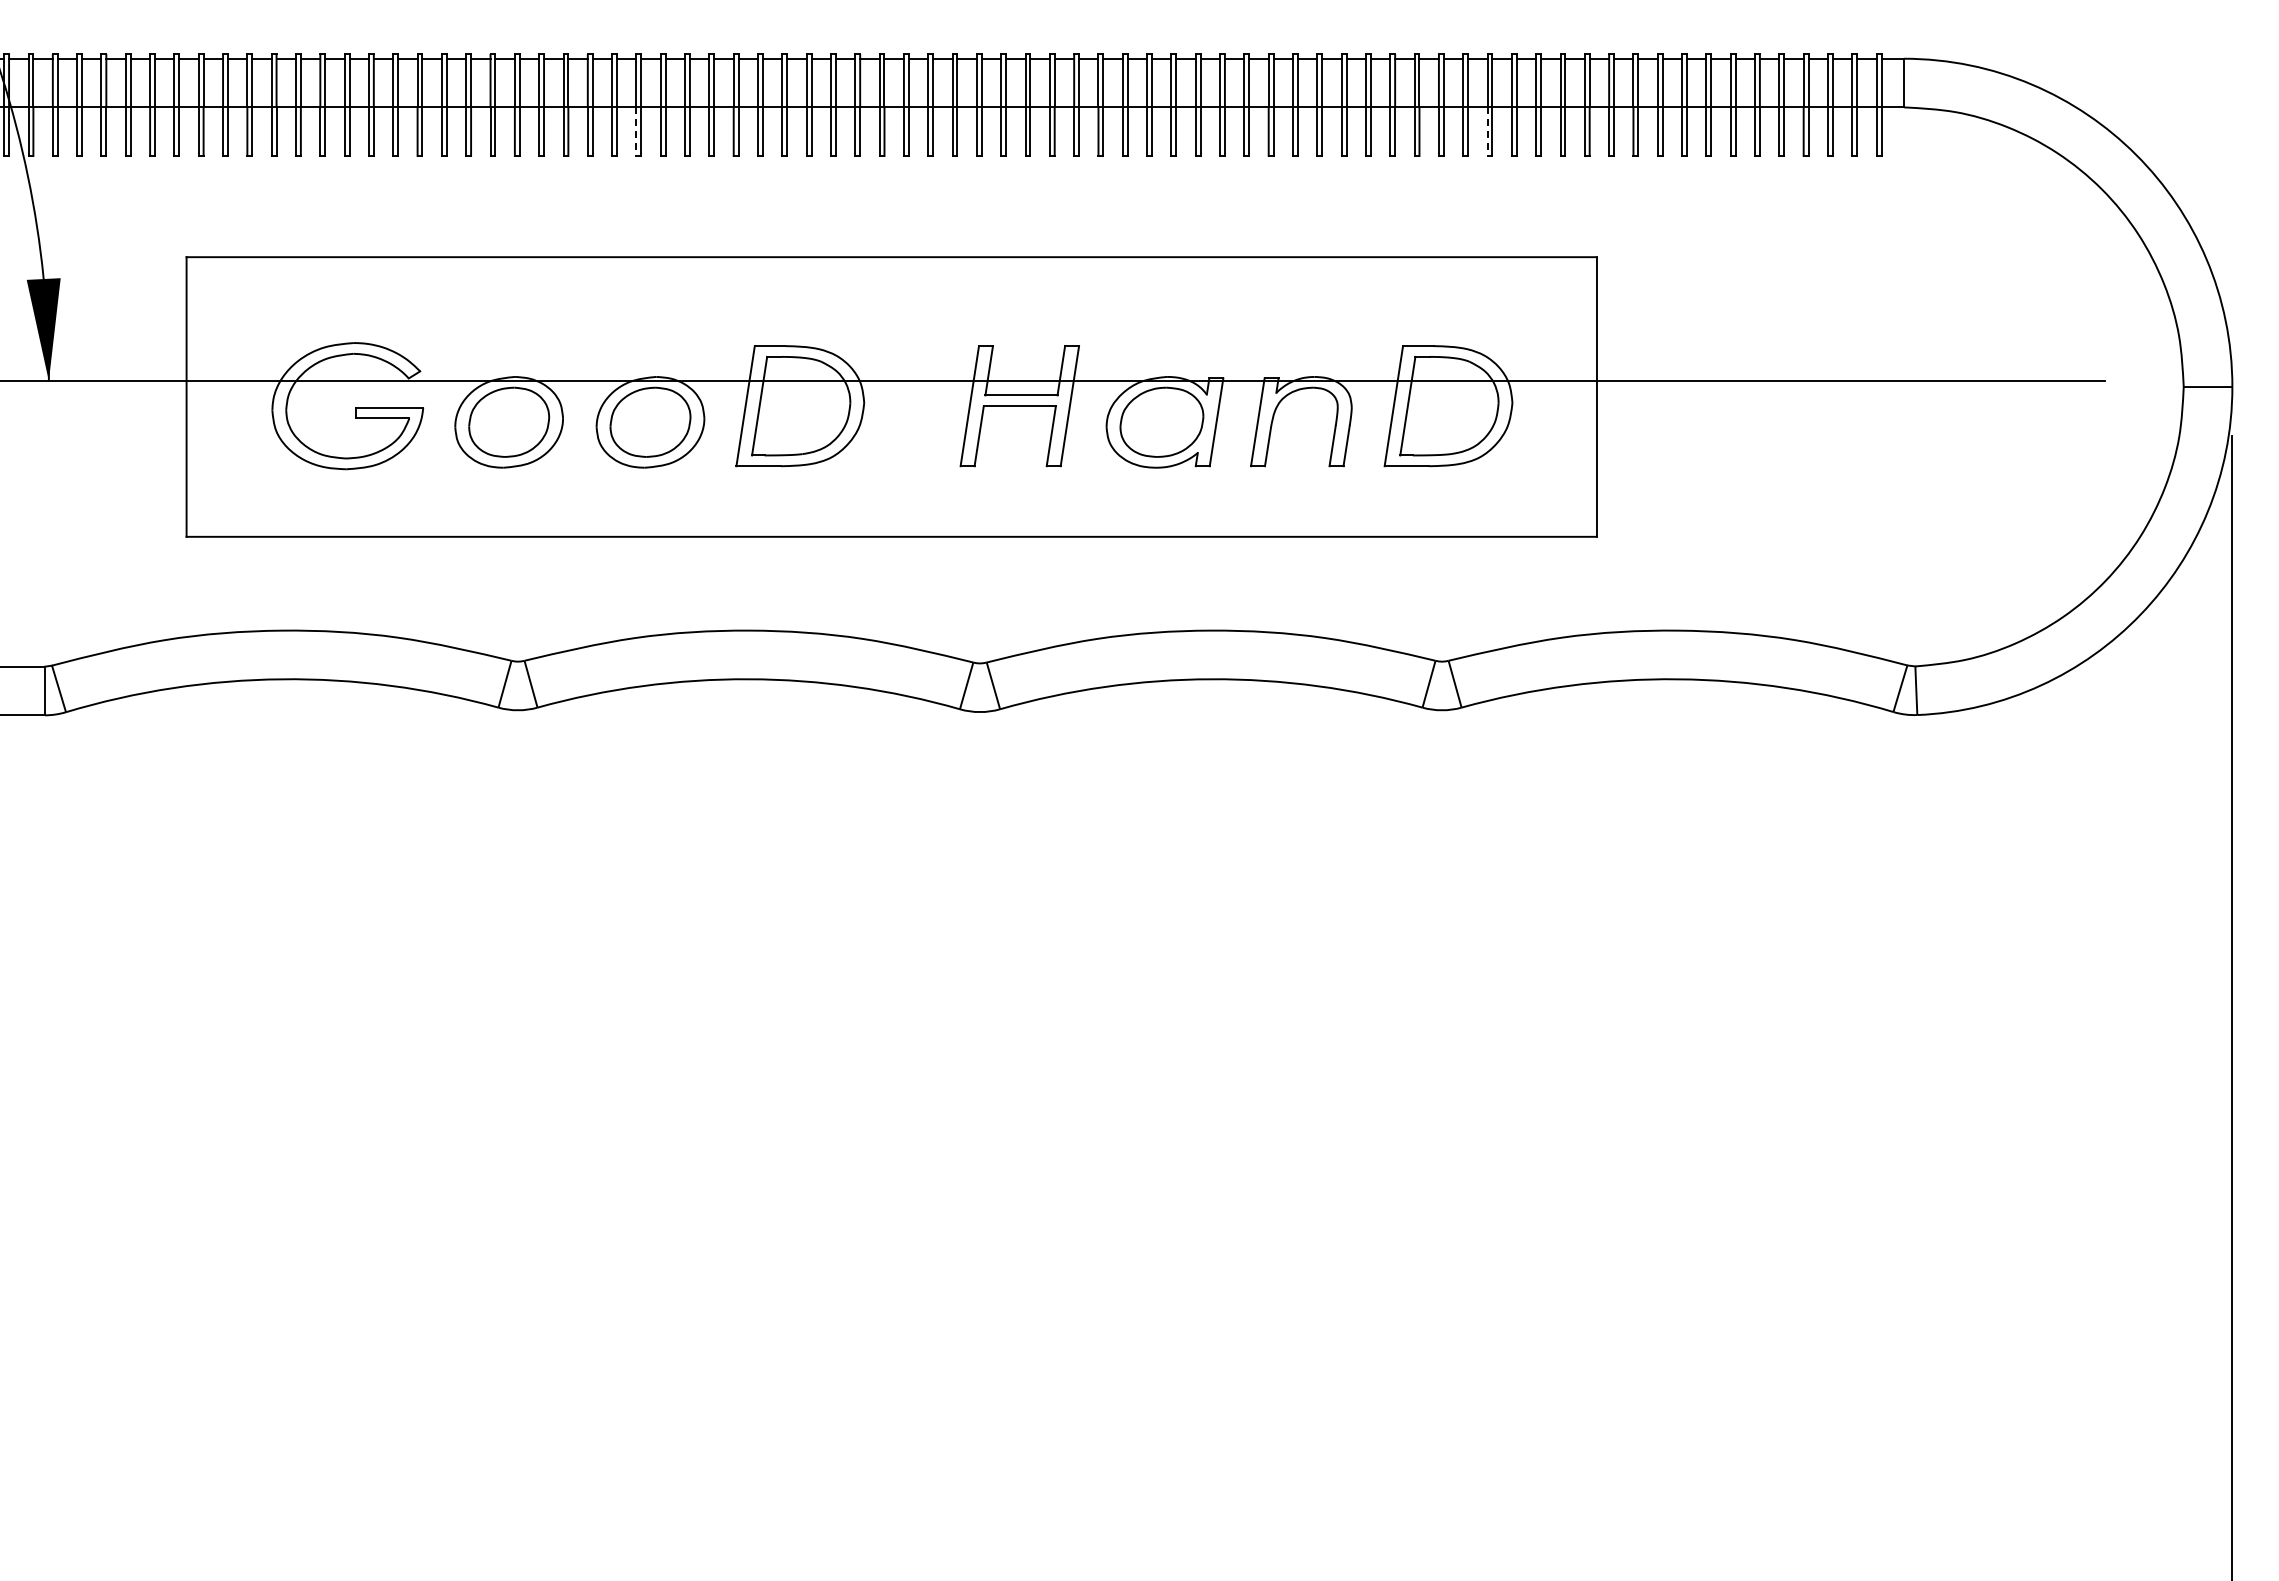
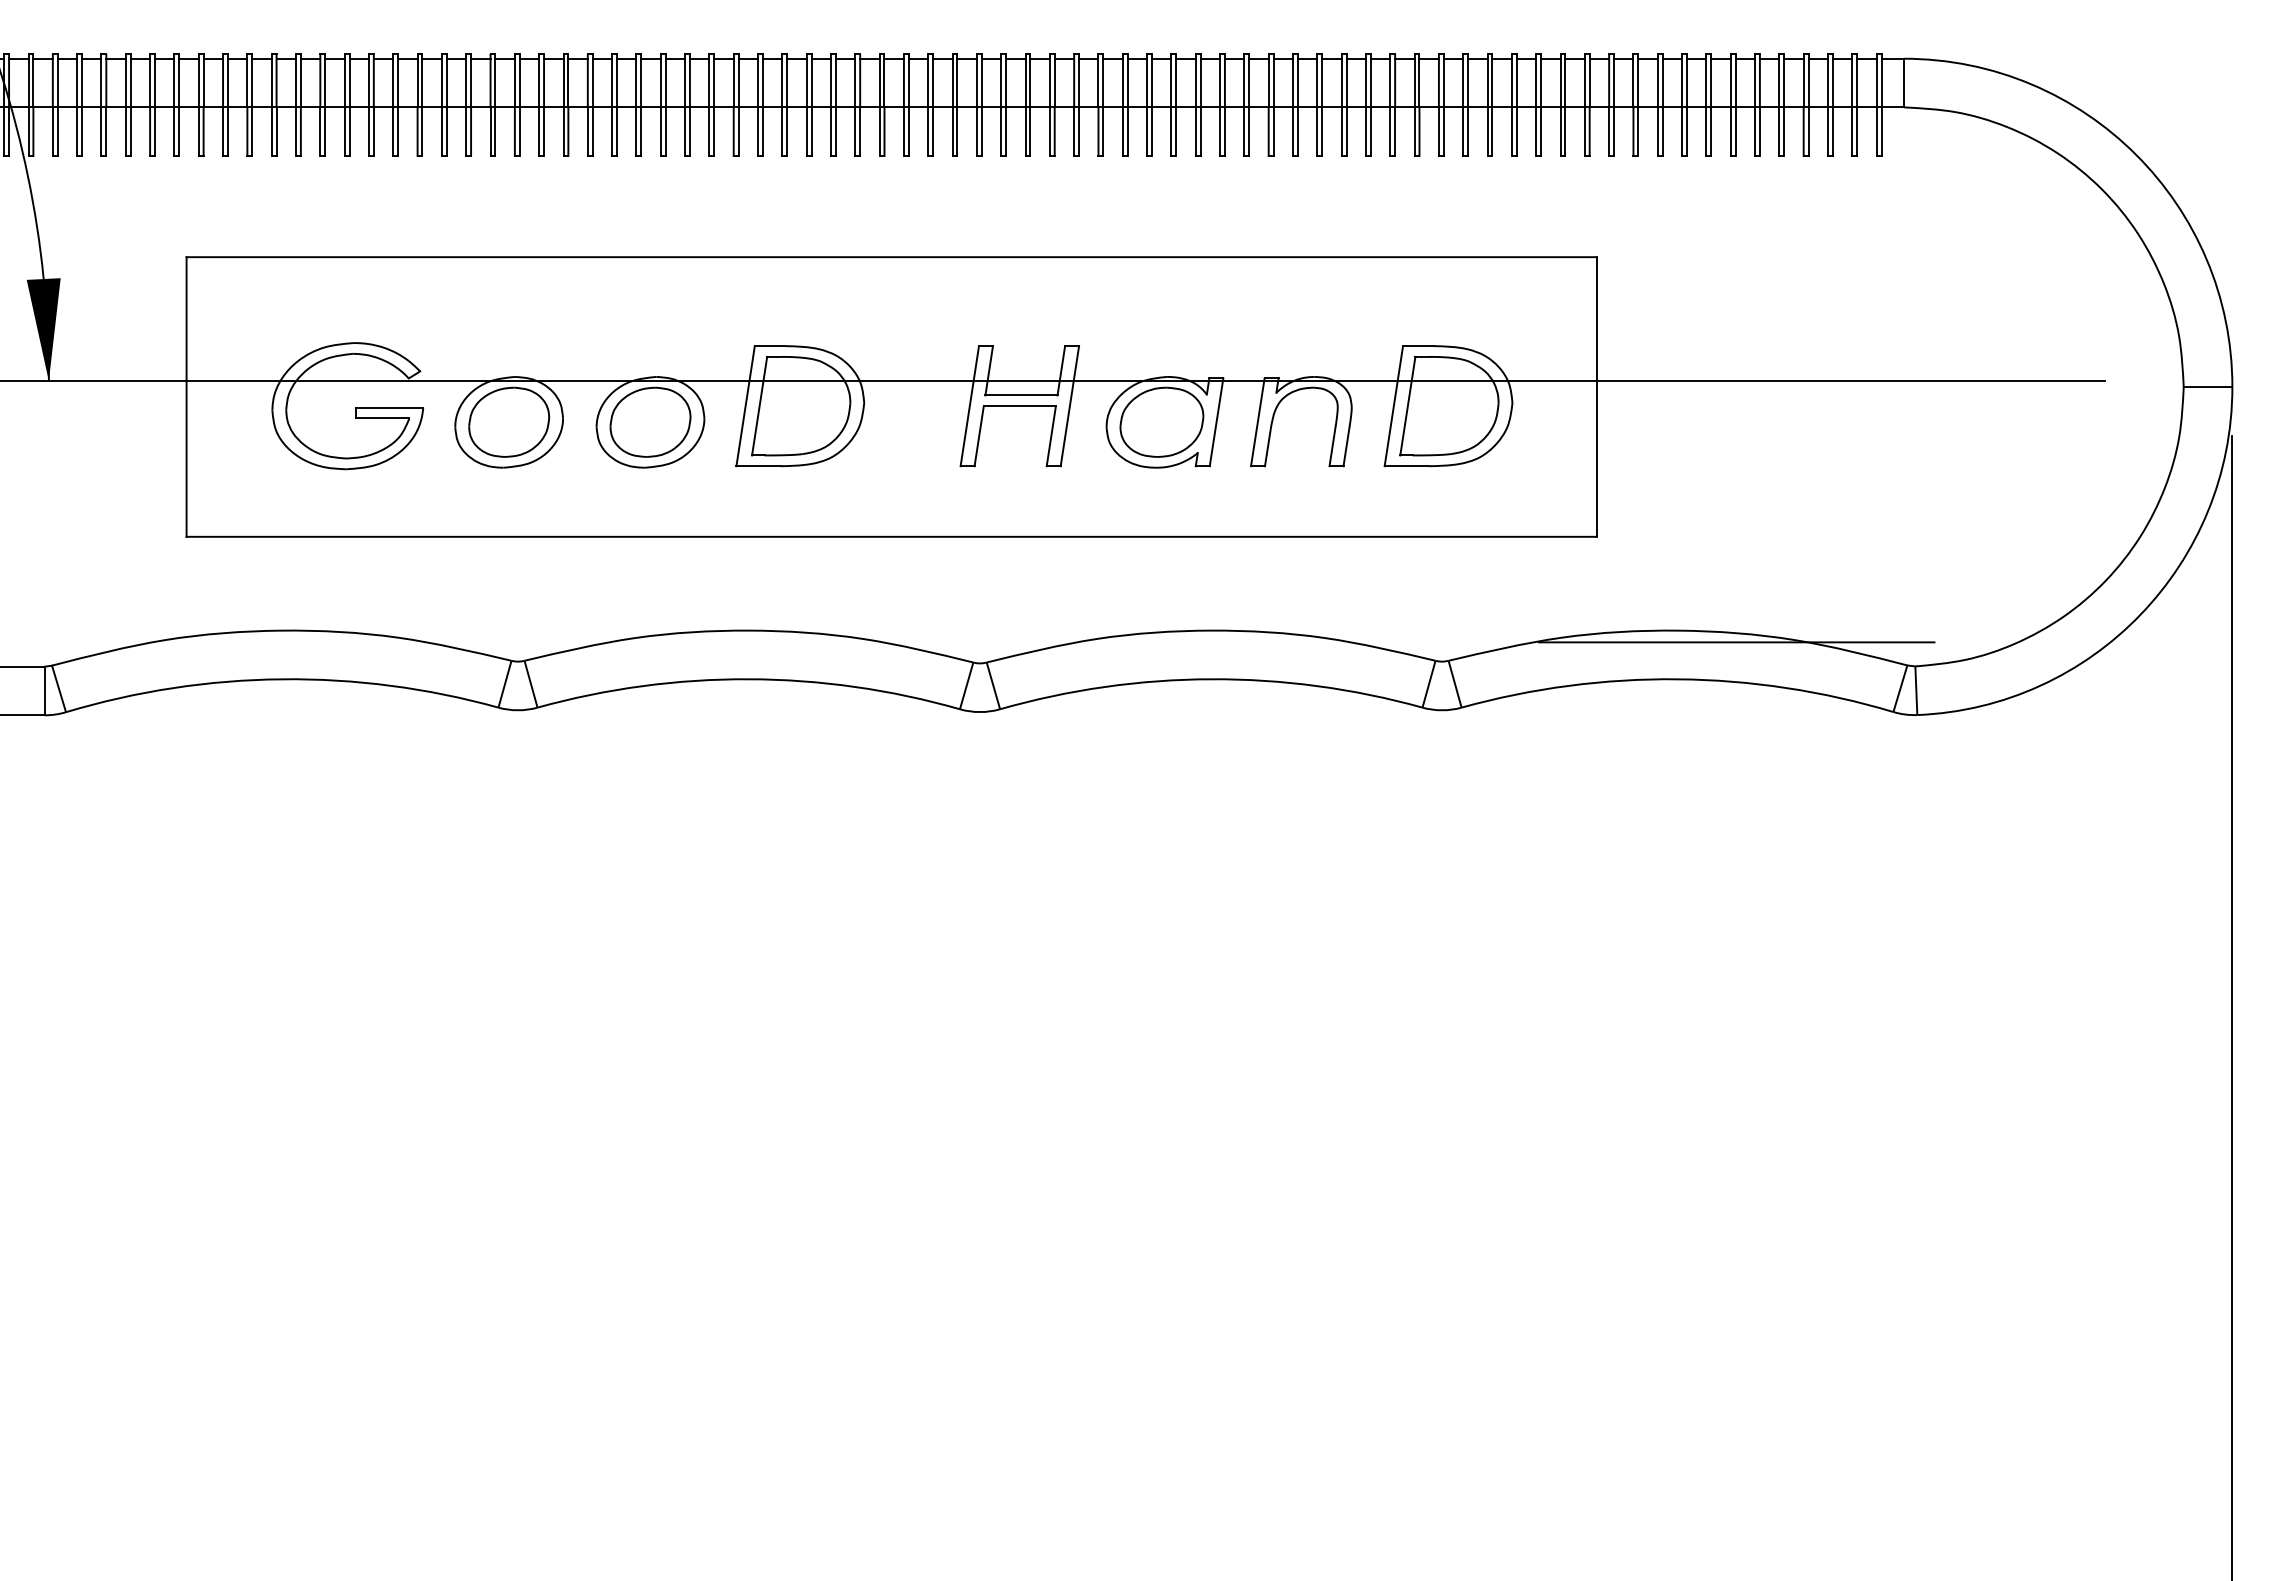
line: dashed -> solid (636, 132)
line: dashed -> solid (1487, 132)
line: none -> present (1736, 642)
